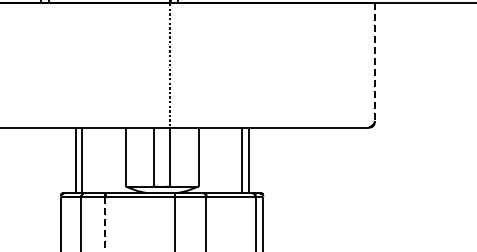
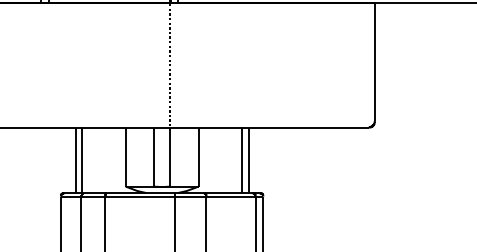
line: dashed -> solid (374, 62)
line: dashed -> solid (105, 224)
